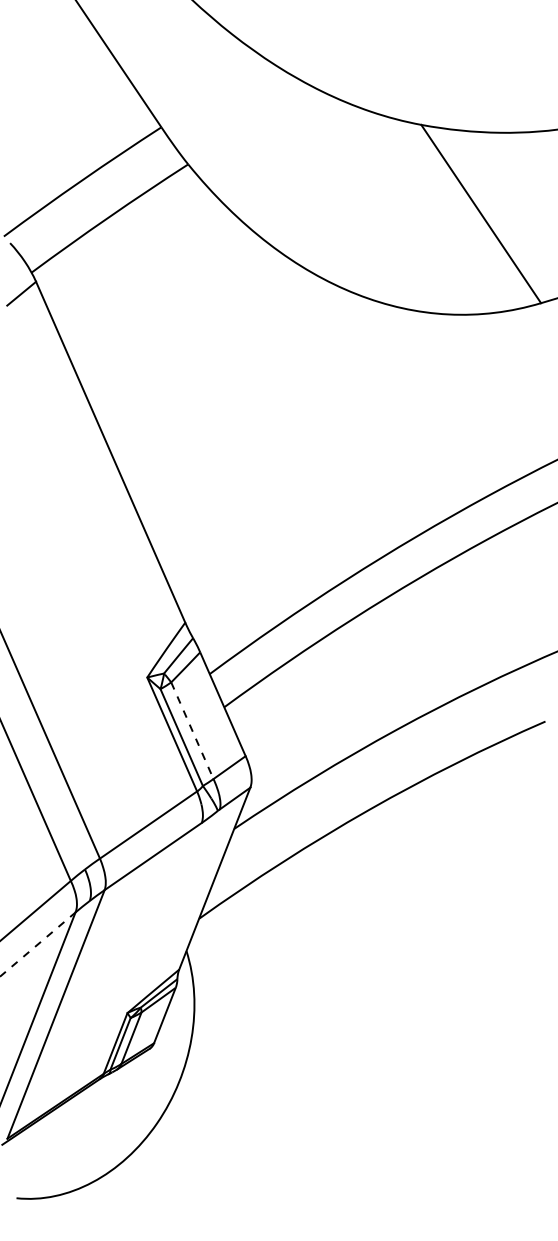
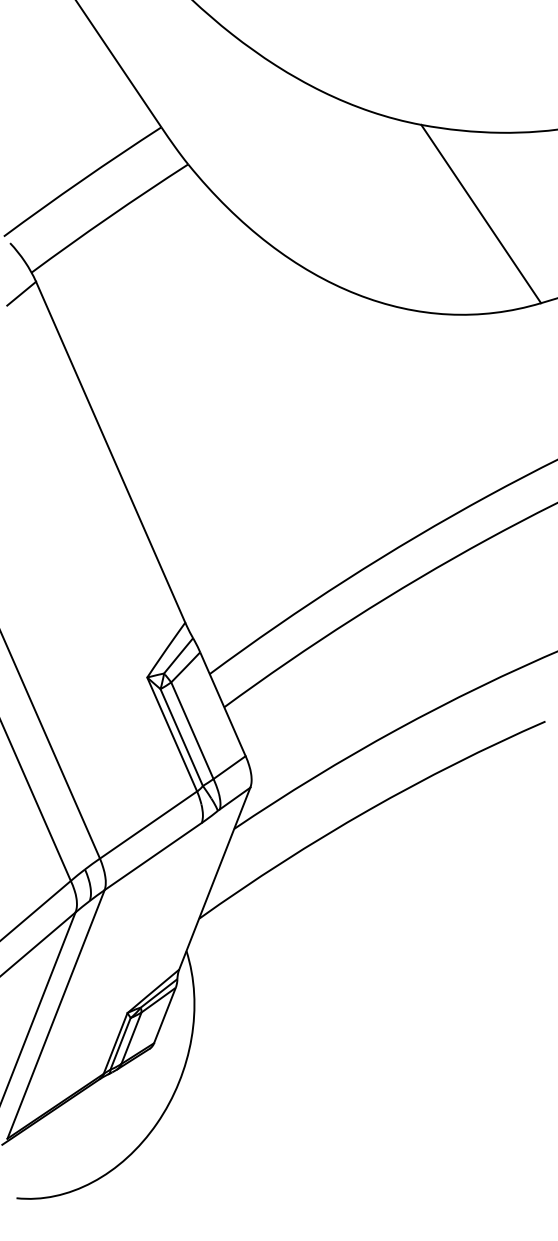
line: dashed -> solid (192, 730)
line: dashed -> solid (38, 944)
